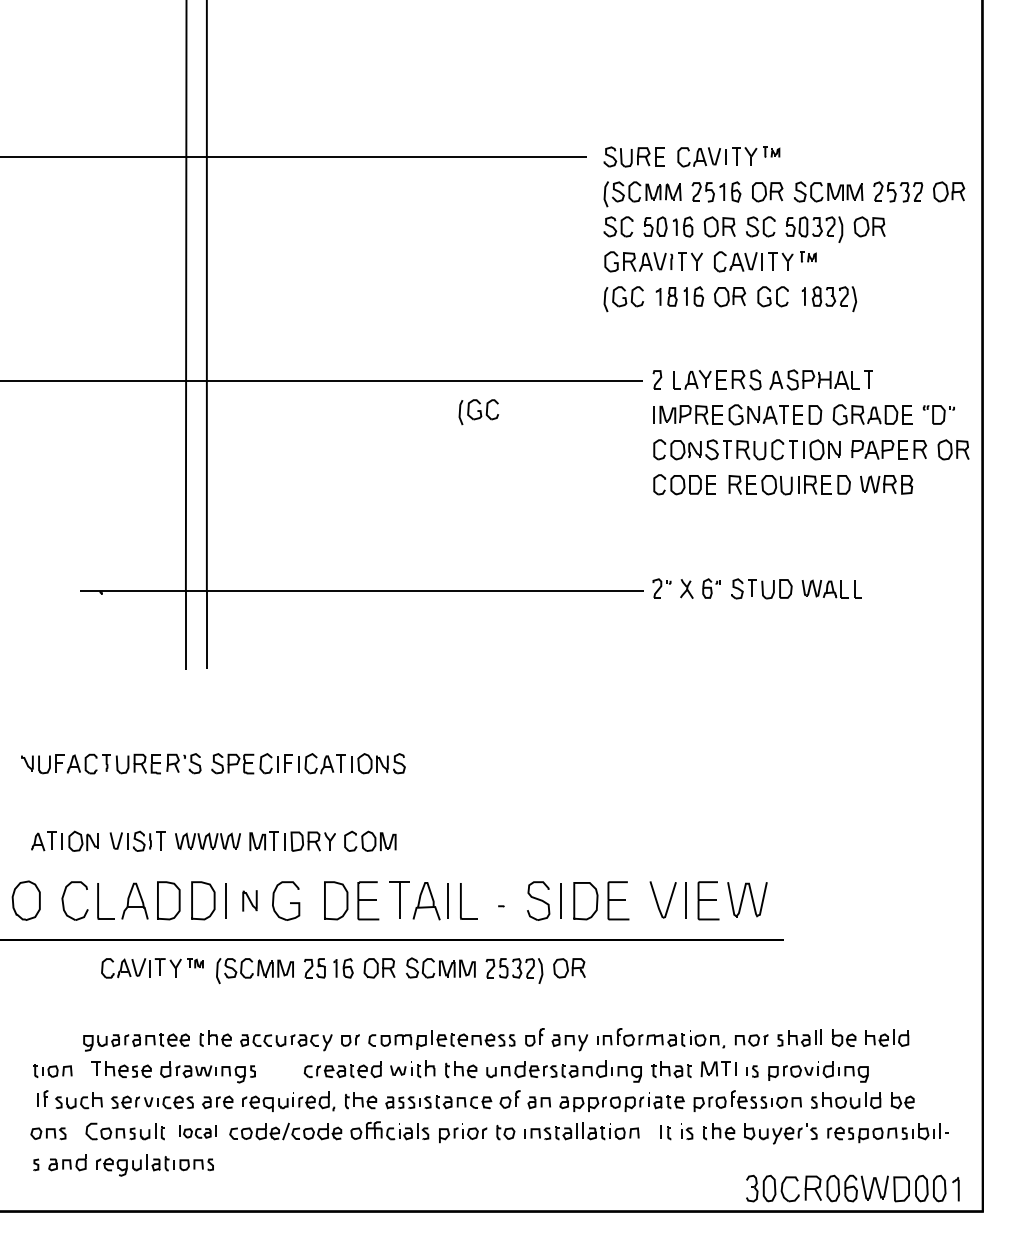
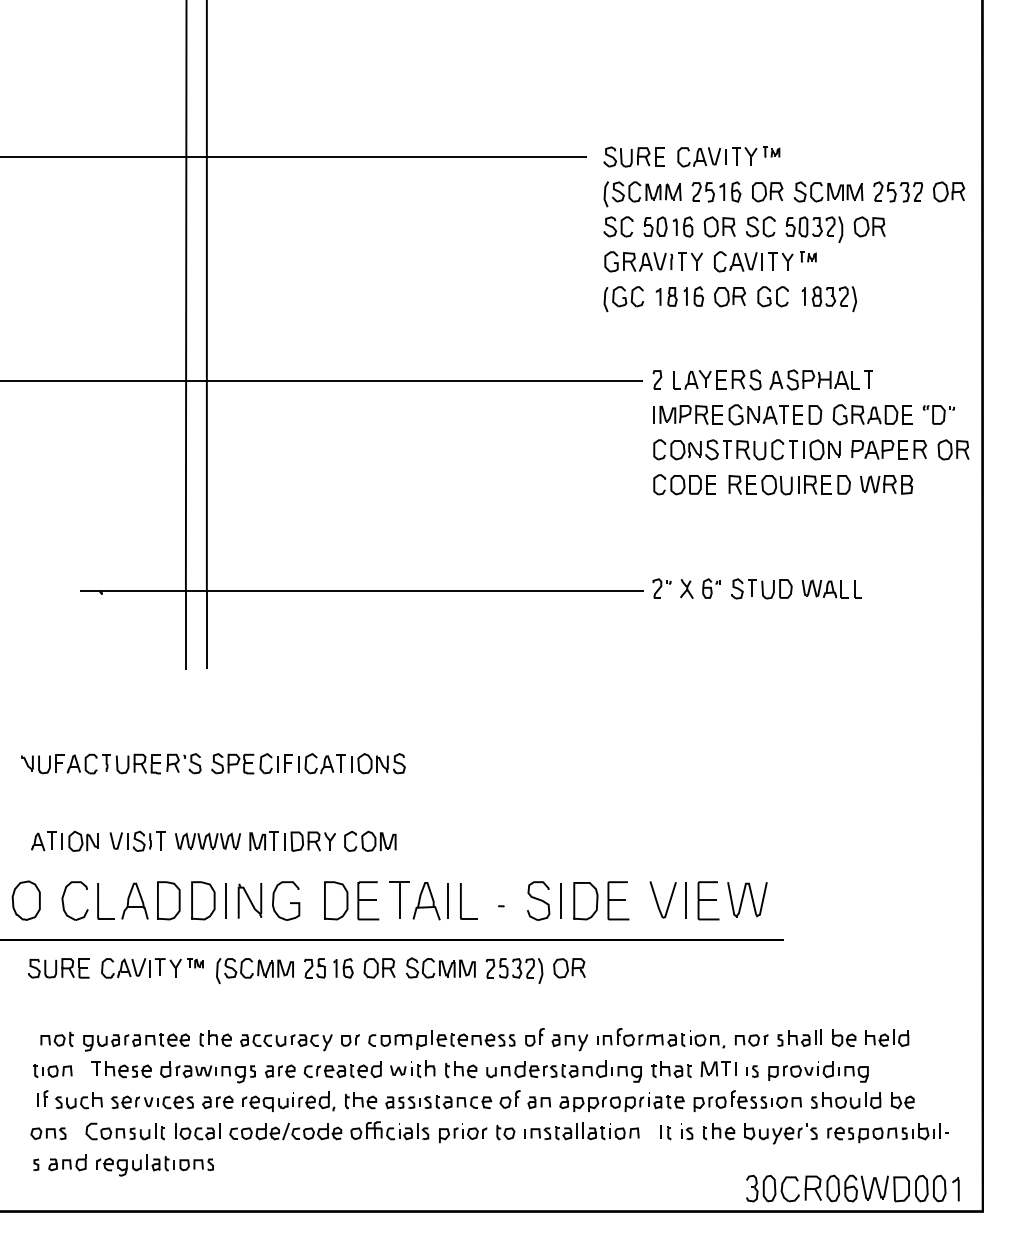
part: present -> none (478, 412)
part size: 16x22 px -> 26x36 px (249, 900)
part: none -> present (58, 968)
part: none -> present (56, 1038)
part: none -> present (280, 1071)
part size: 38x14 px -> 46x18 px (197, 1131)
